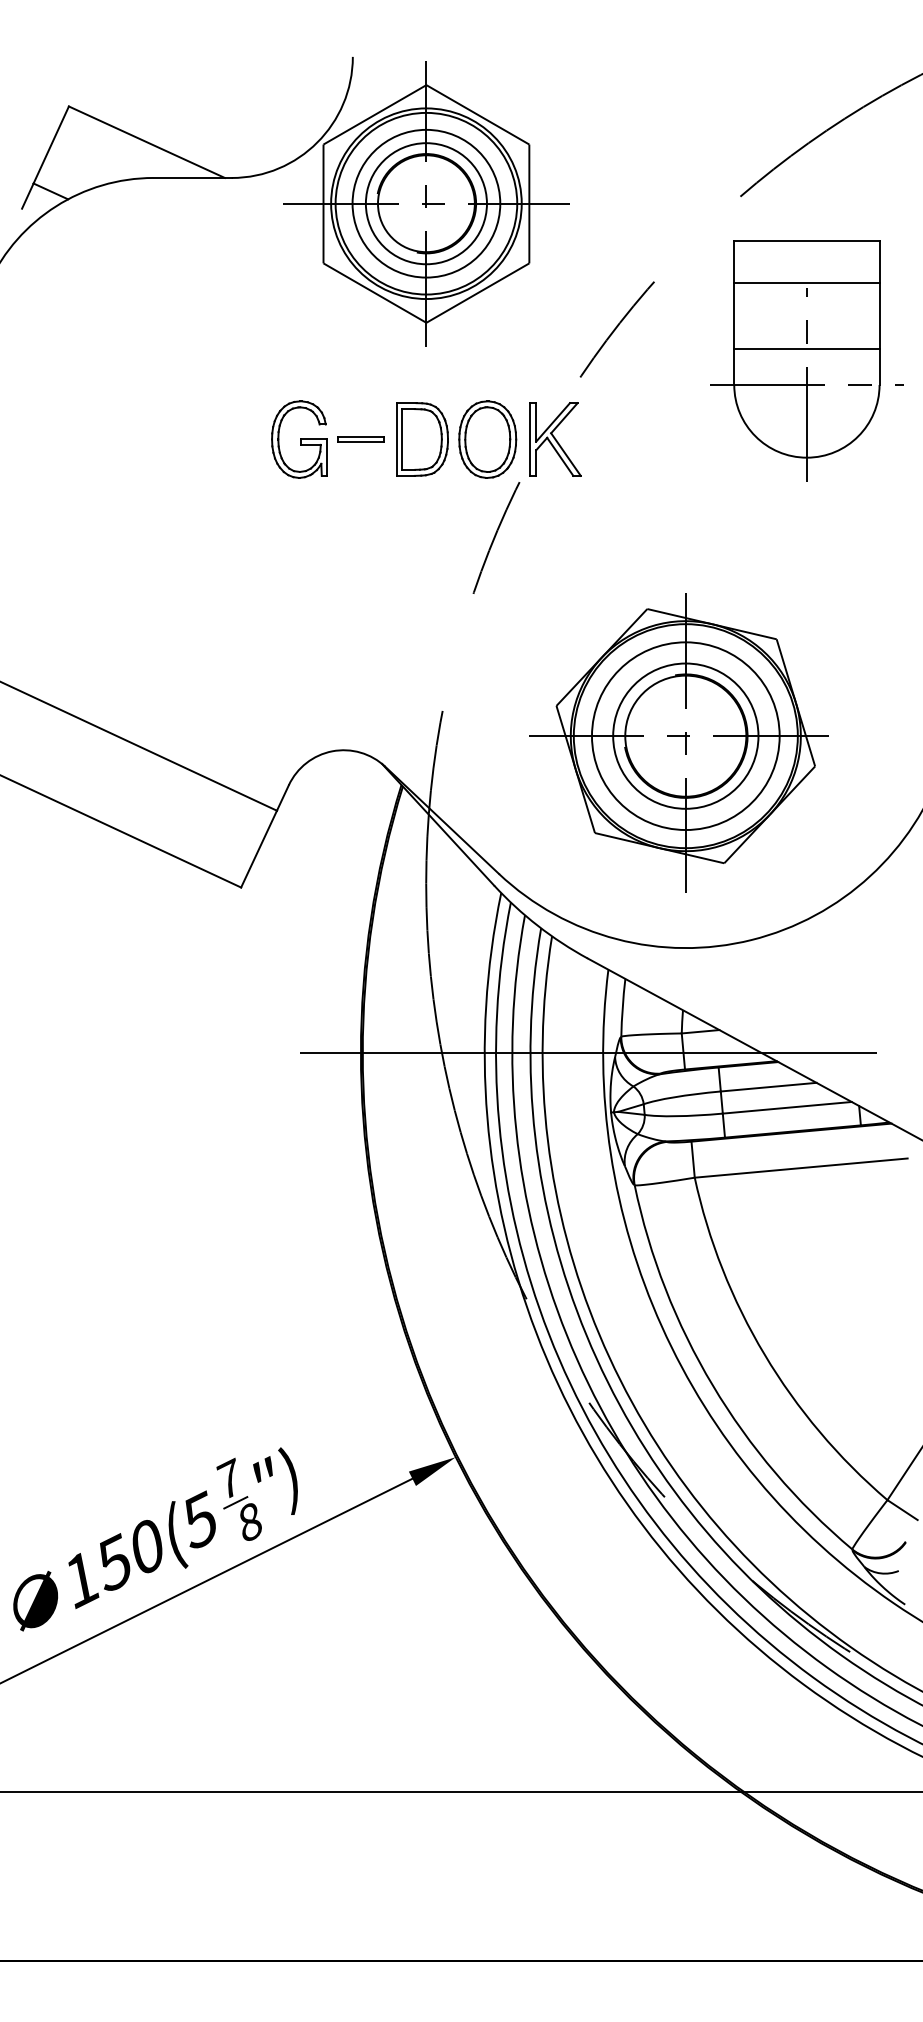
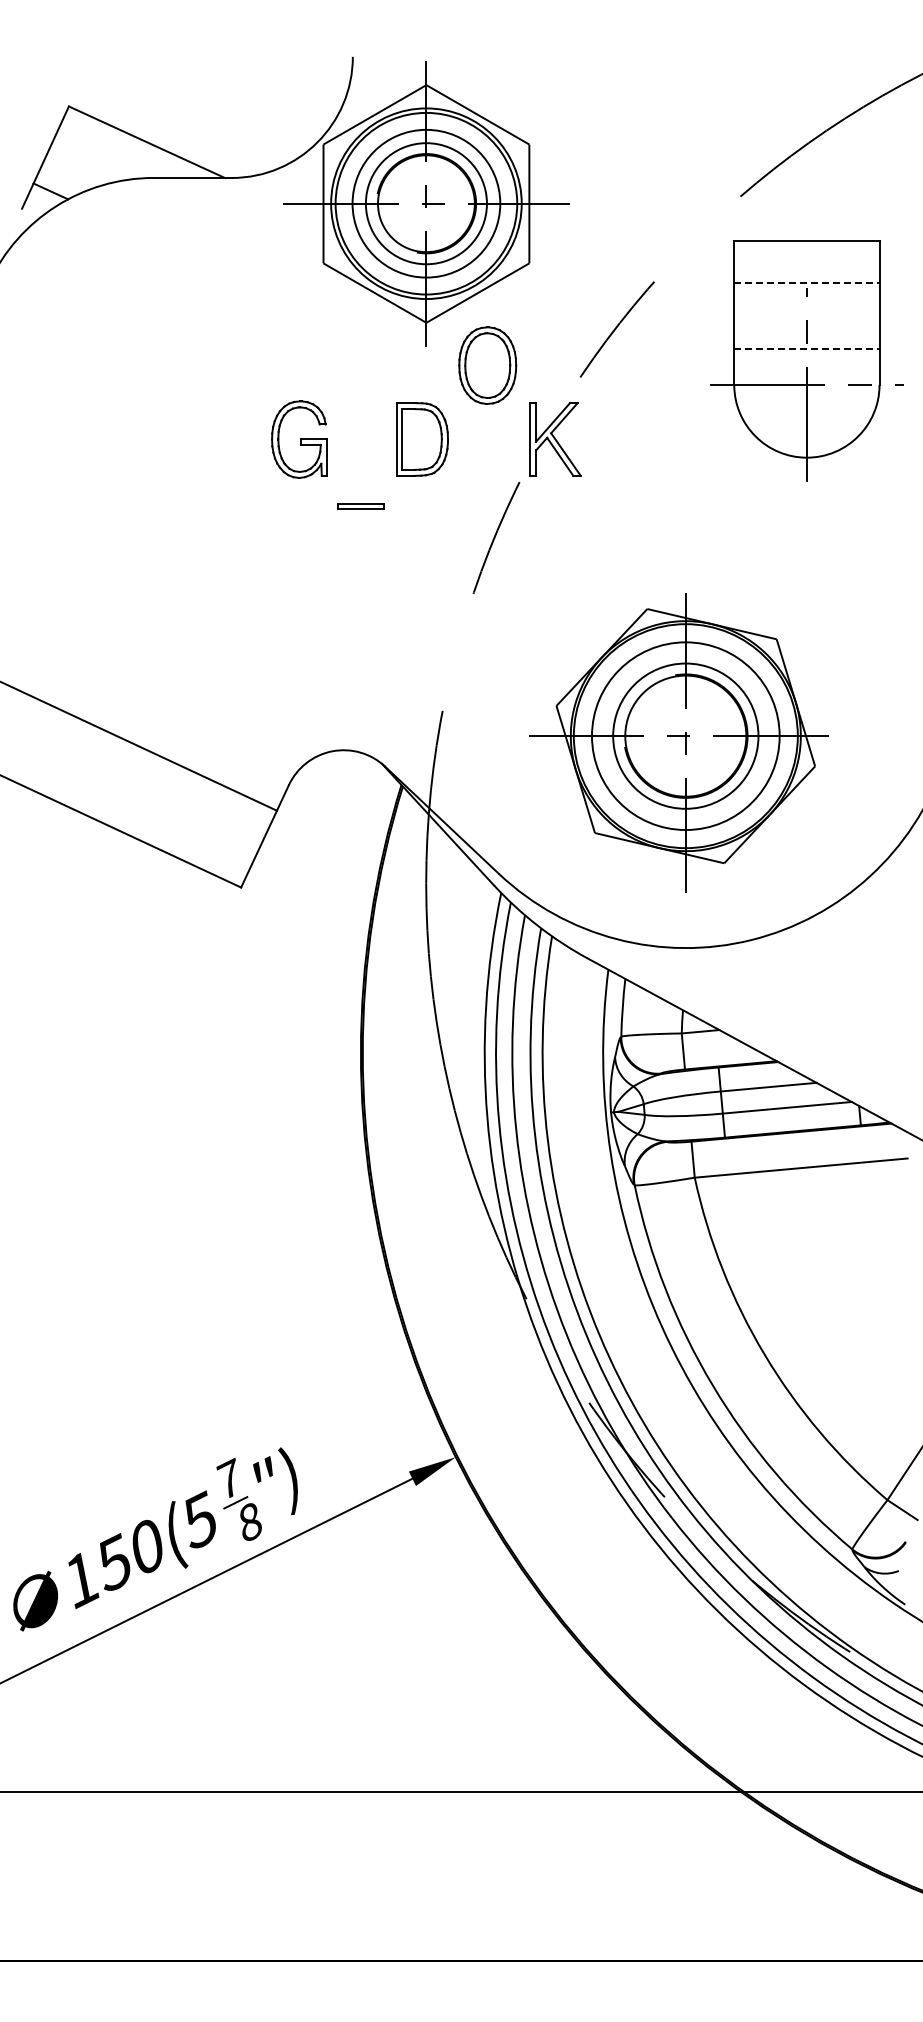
line: solid -> dashed (806, 282)
line: solid -> dashed (806, 348)
part position: (360, 439) -> (360, 506) (360, 506)
part position: (487, 439) -> (487, 365) (487, 365)
line: present -> none (609, 1053)
